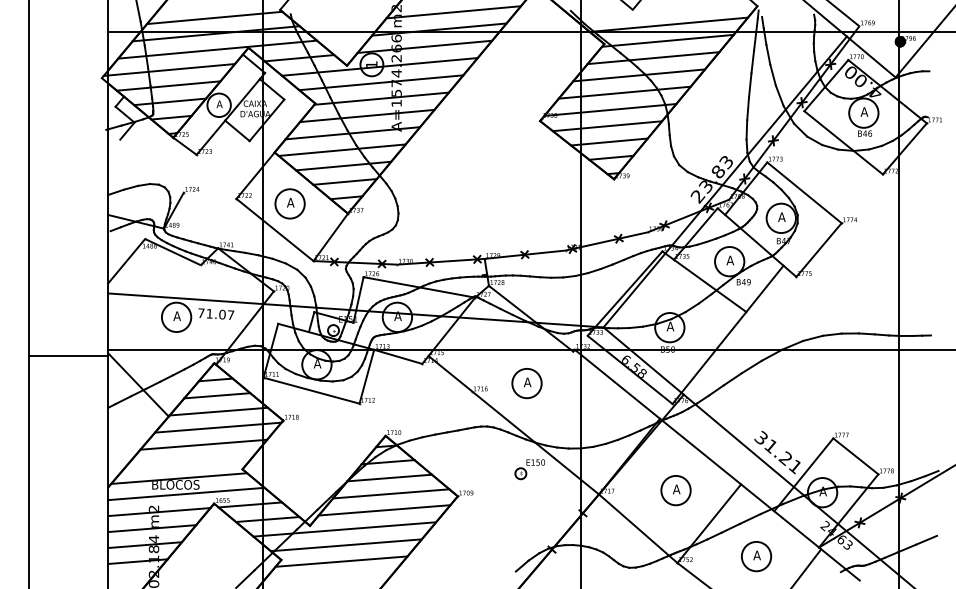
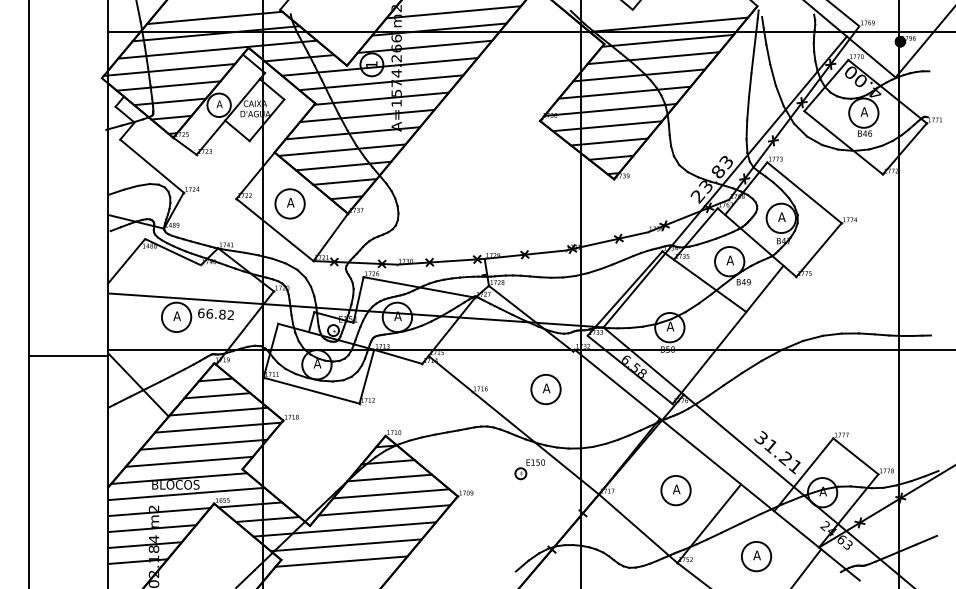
line: none -> present (151, 165)
text: 71.07 -> 66.82 (216, 314)
part position: (526, 383) -> (545, 389) (545, 389)
line: none -> present (188, 461)
